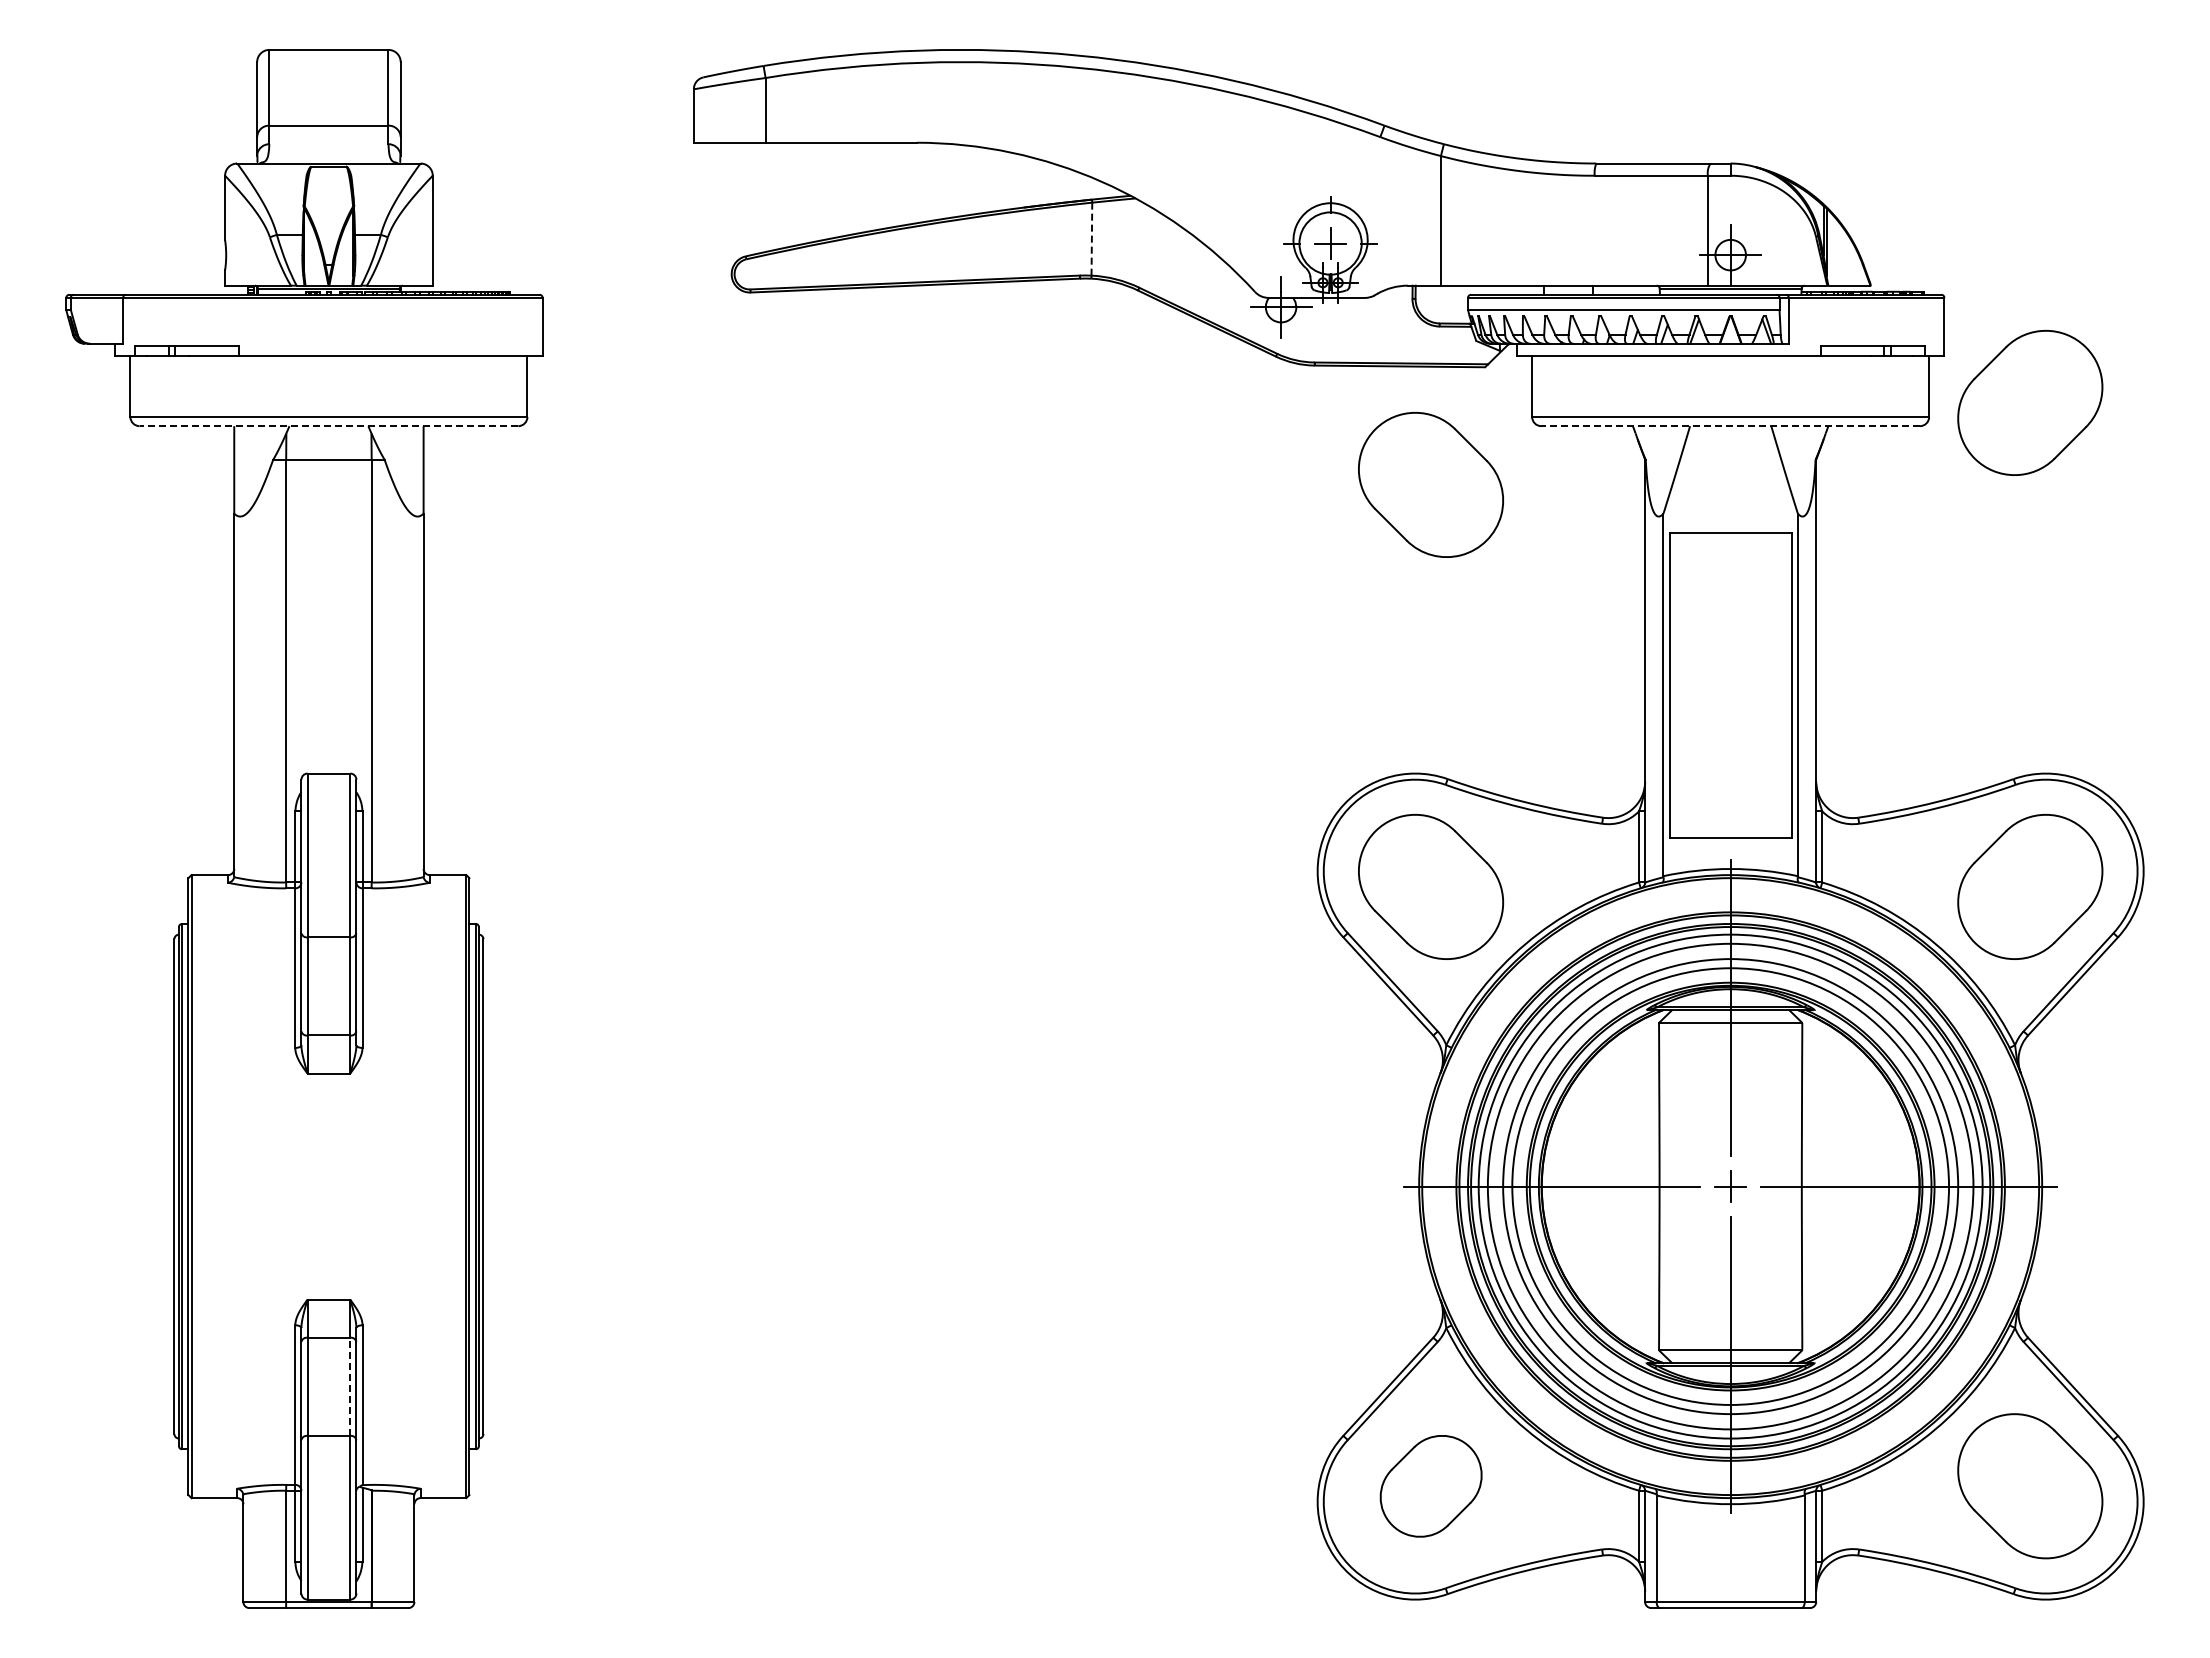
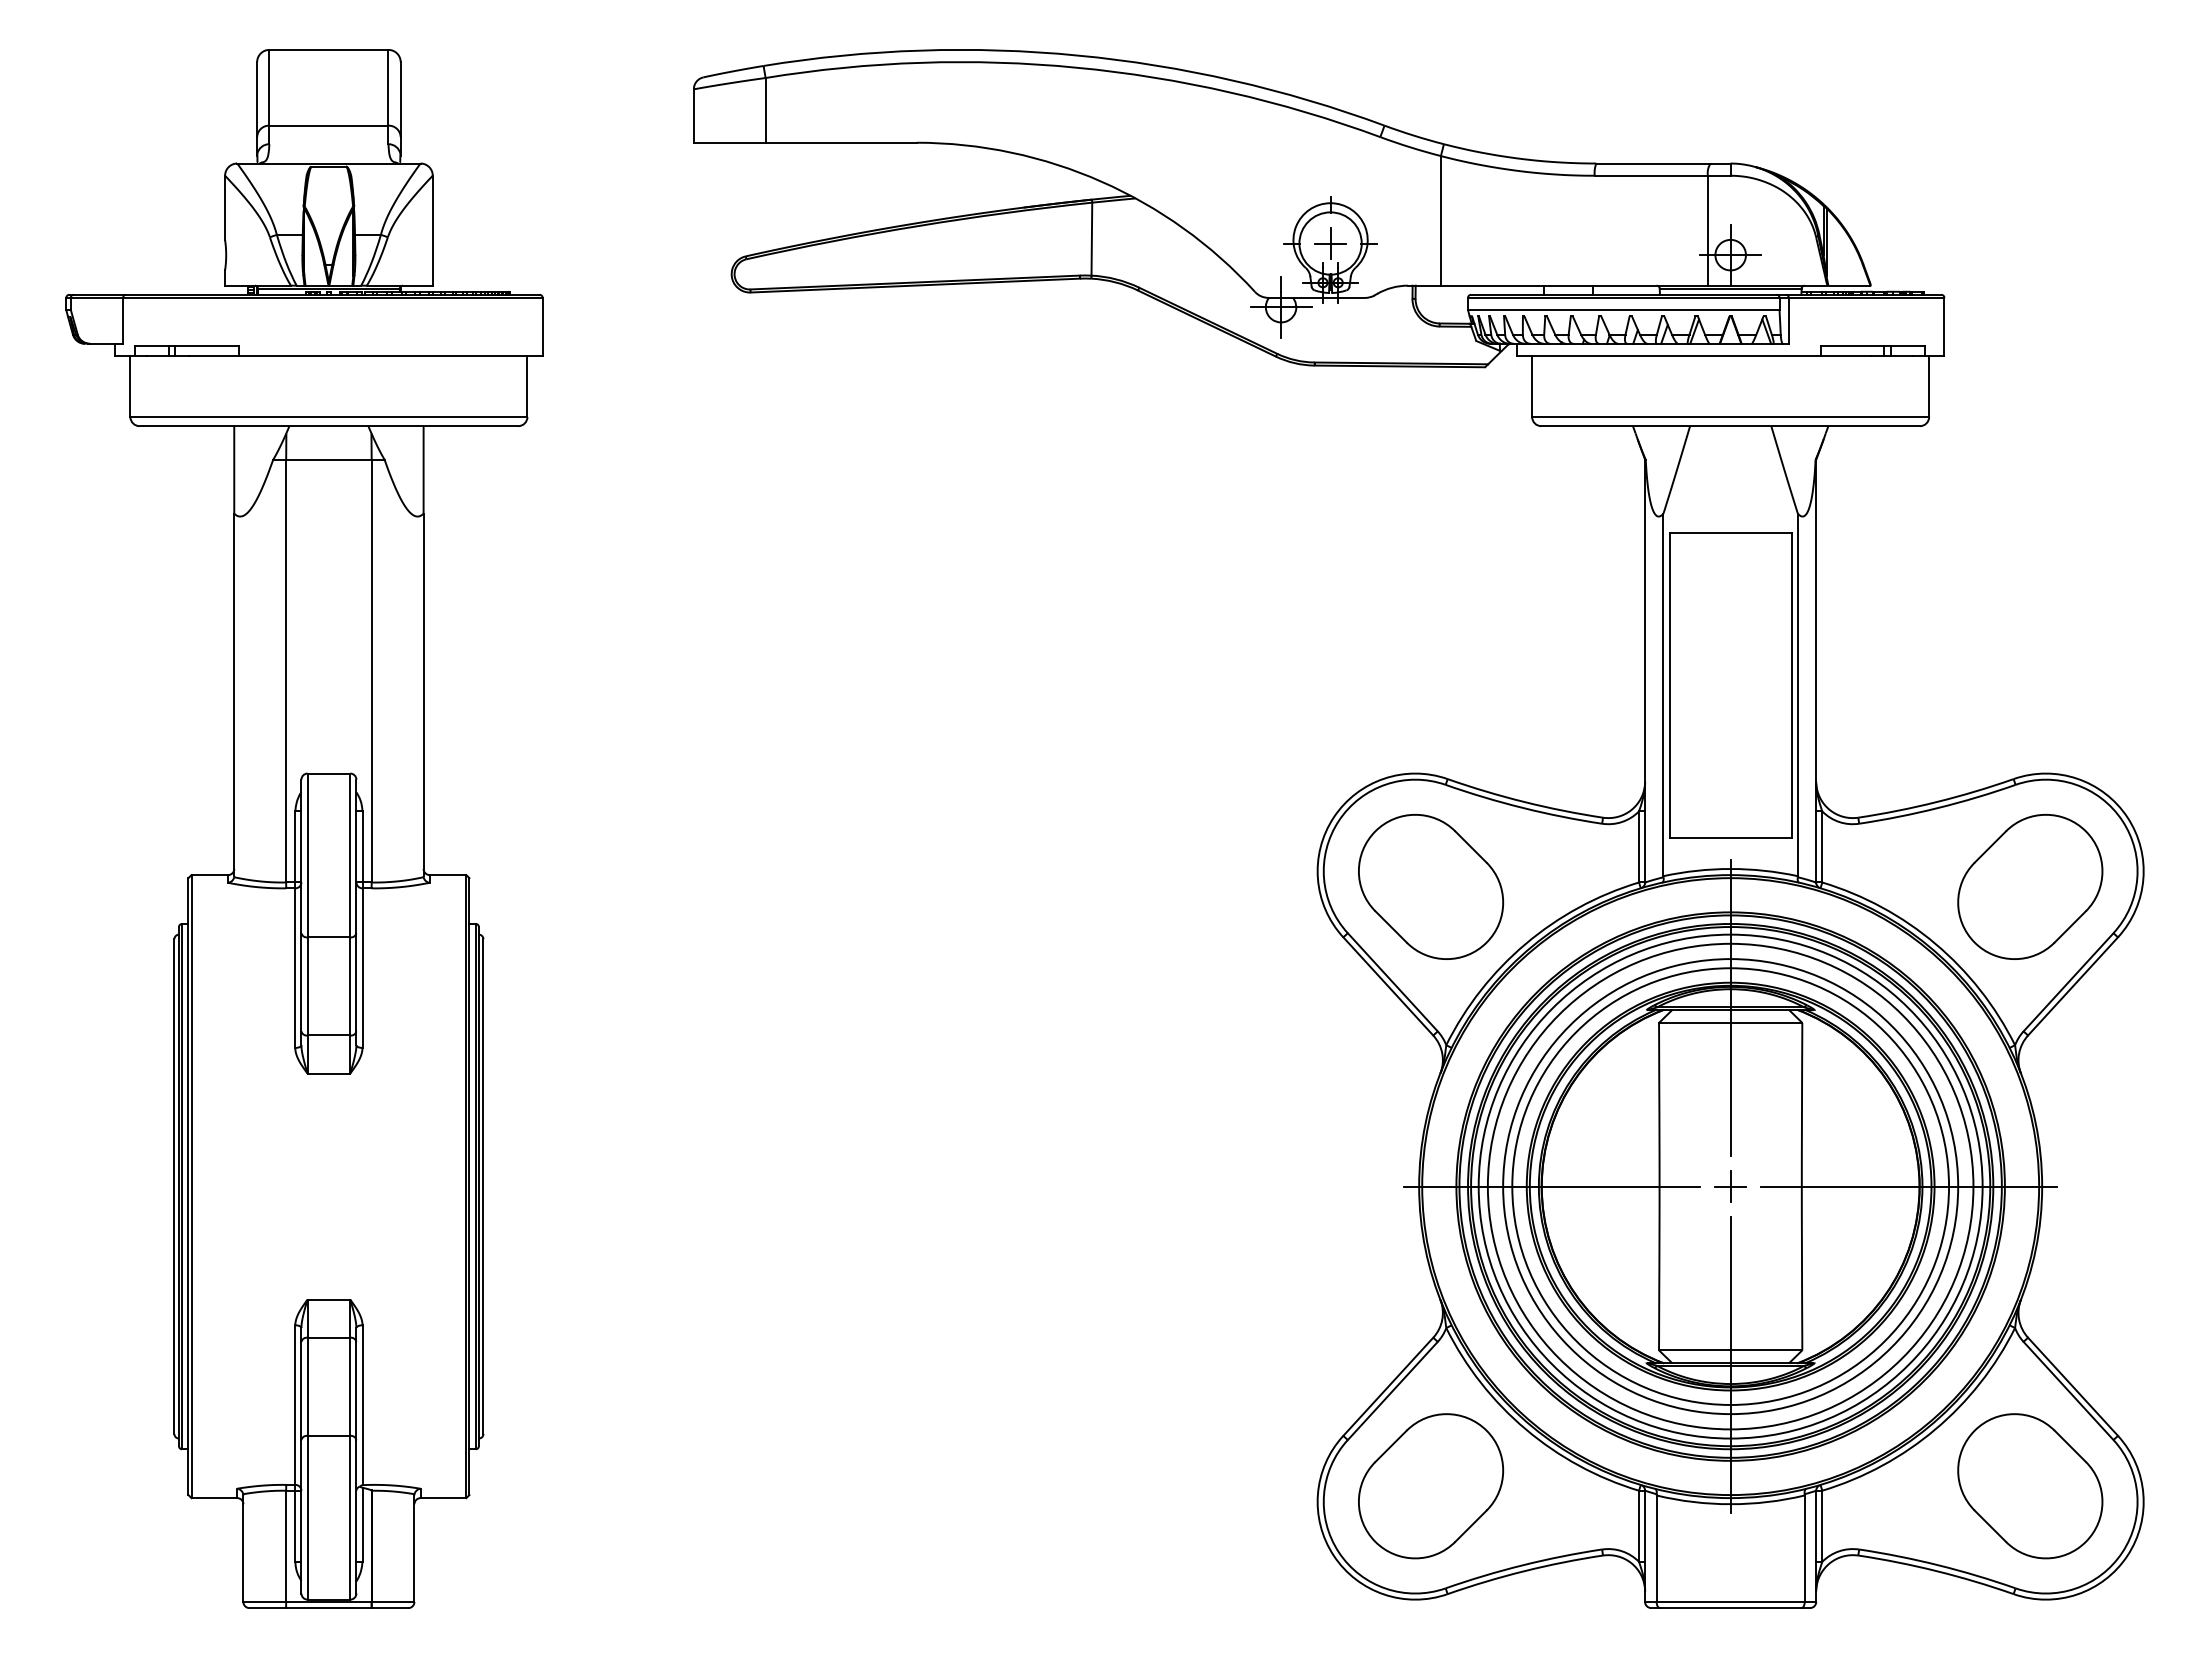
line: dashed -> solid (1091, 239)
part: present -> none (2030, 402)
line: dashed -> solid (328, 426)
line: dashed -> solid (1730, 426)
part: present -> none (1431, 484)
line: dashed -> solid (350, 1386)
part size: 104x103 px -> 147x147 px (1431, 1486)
